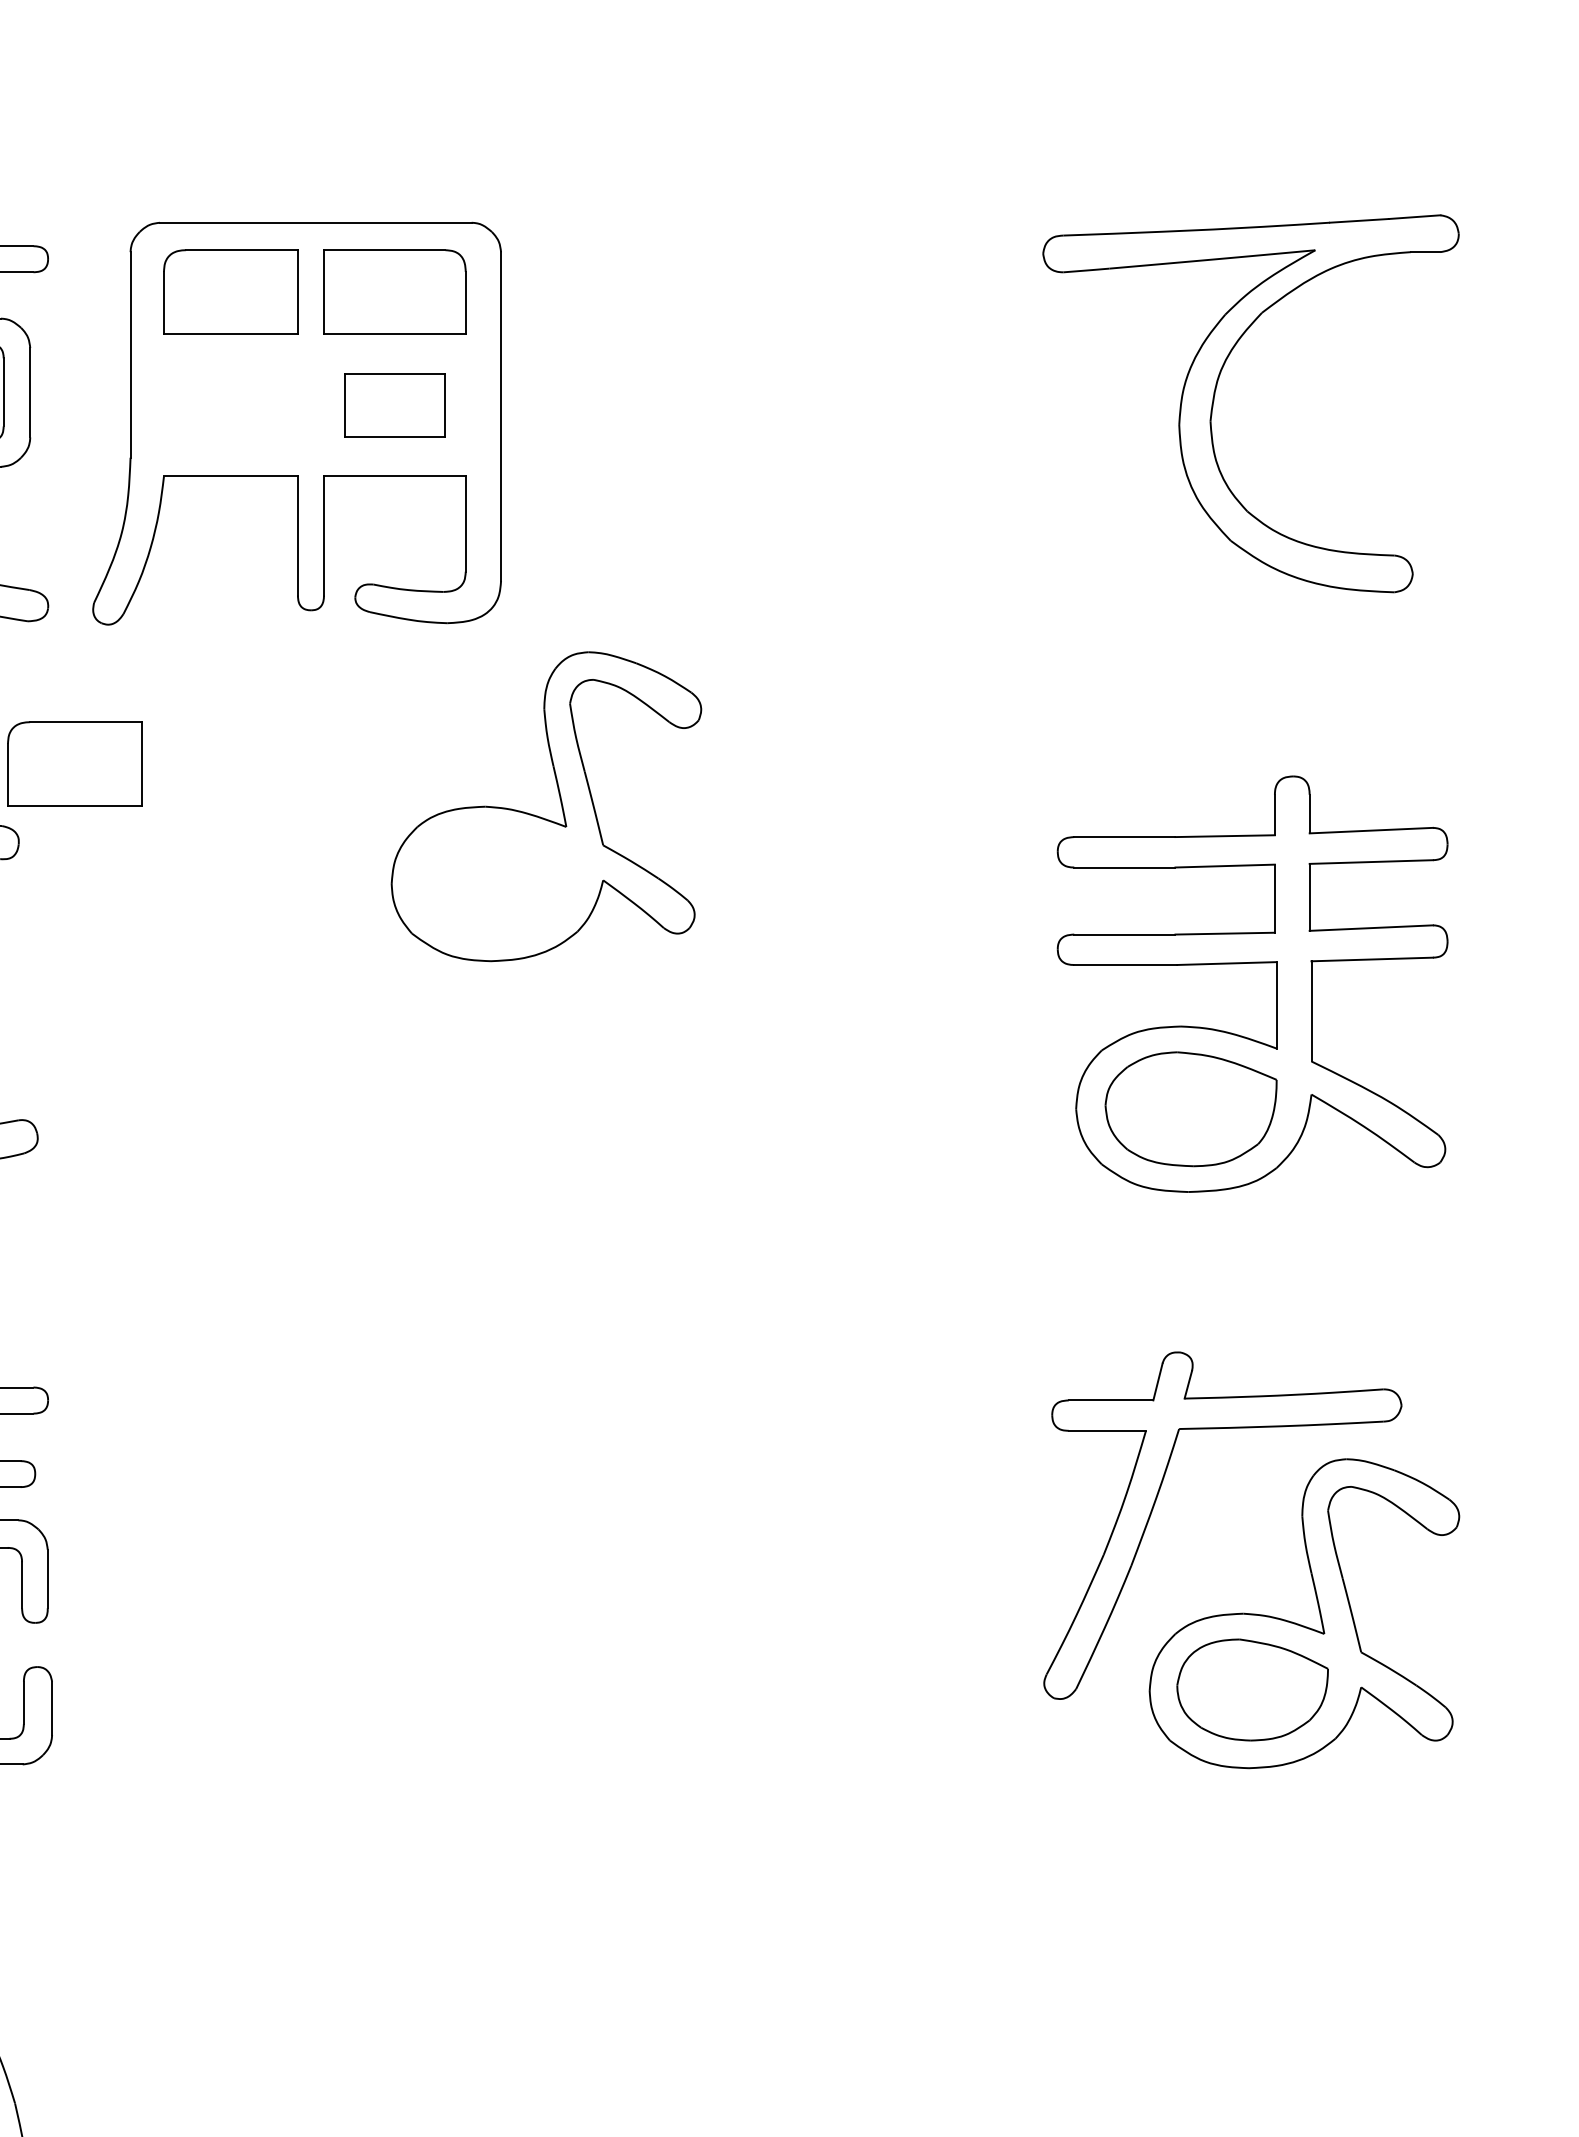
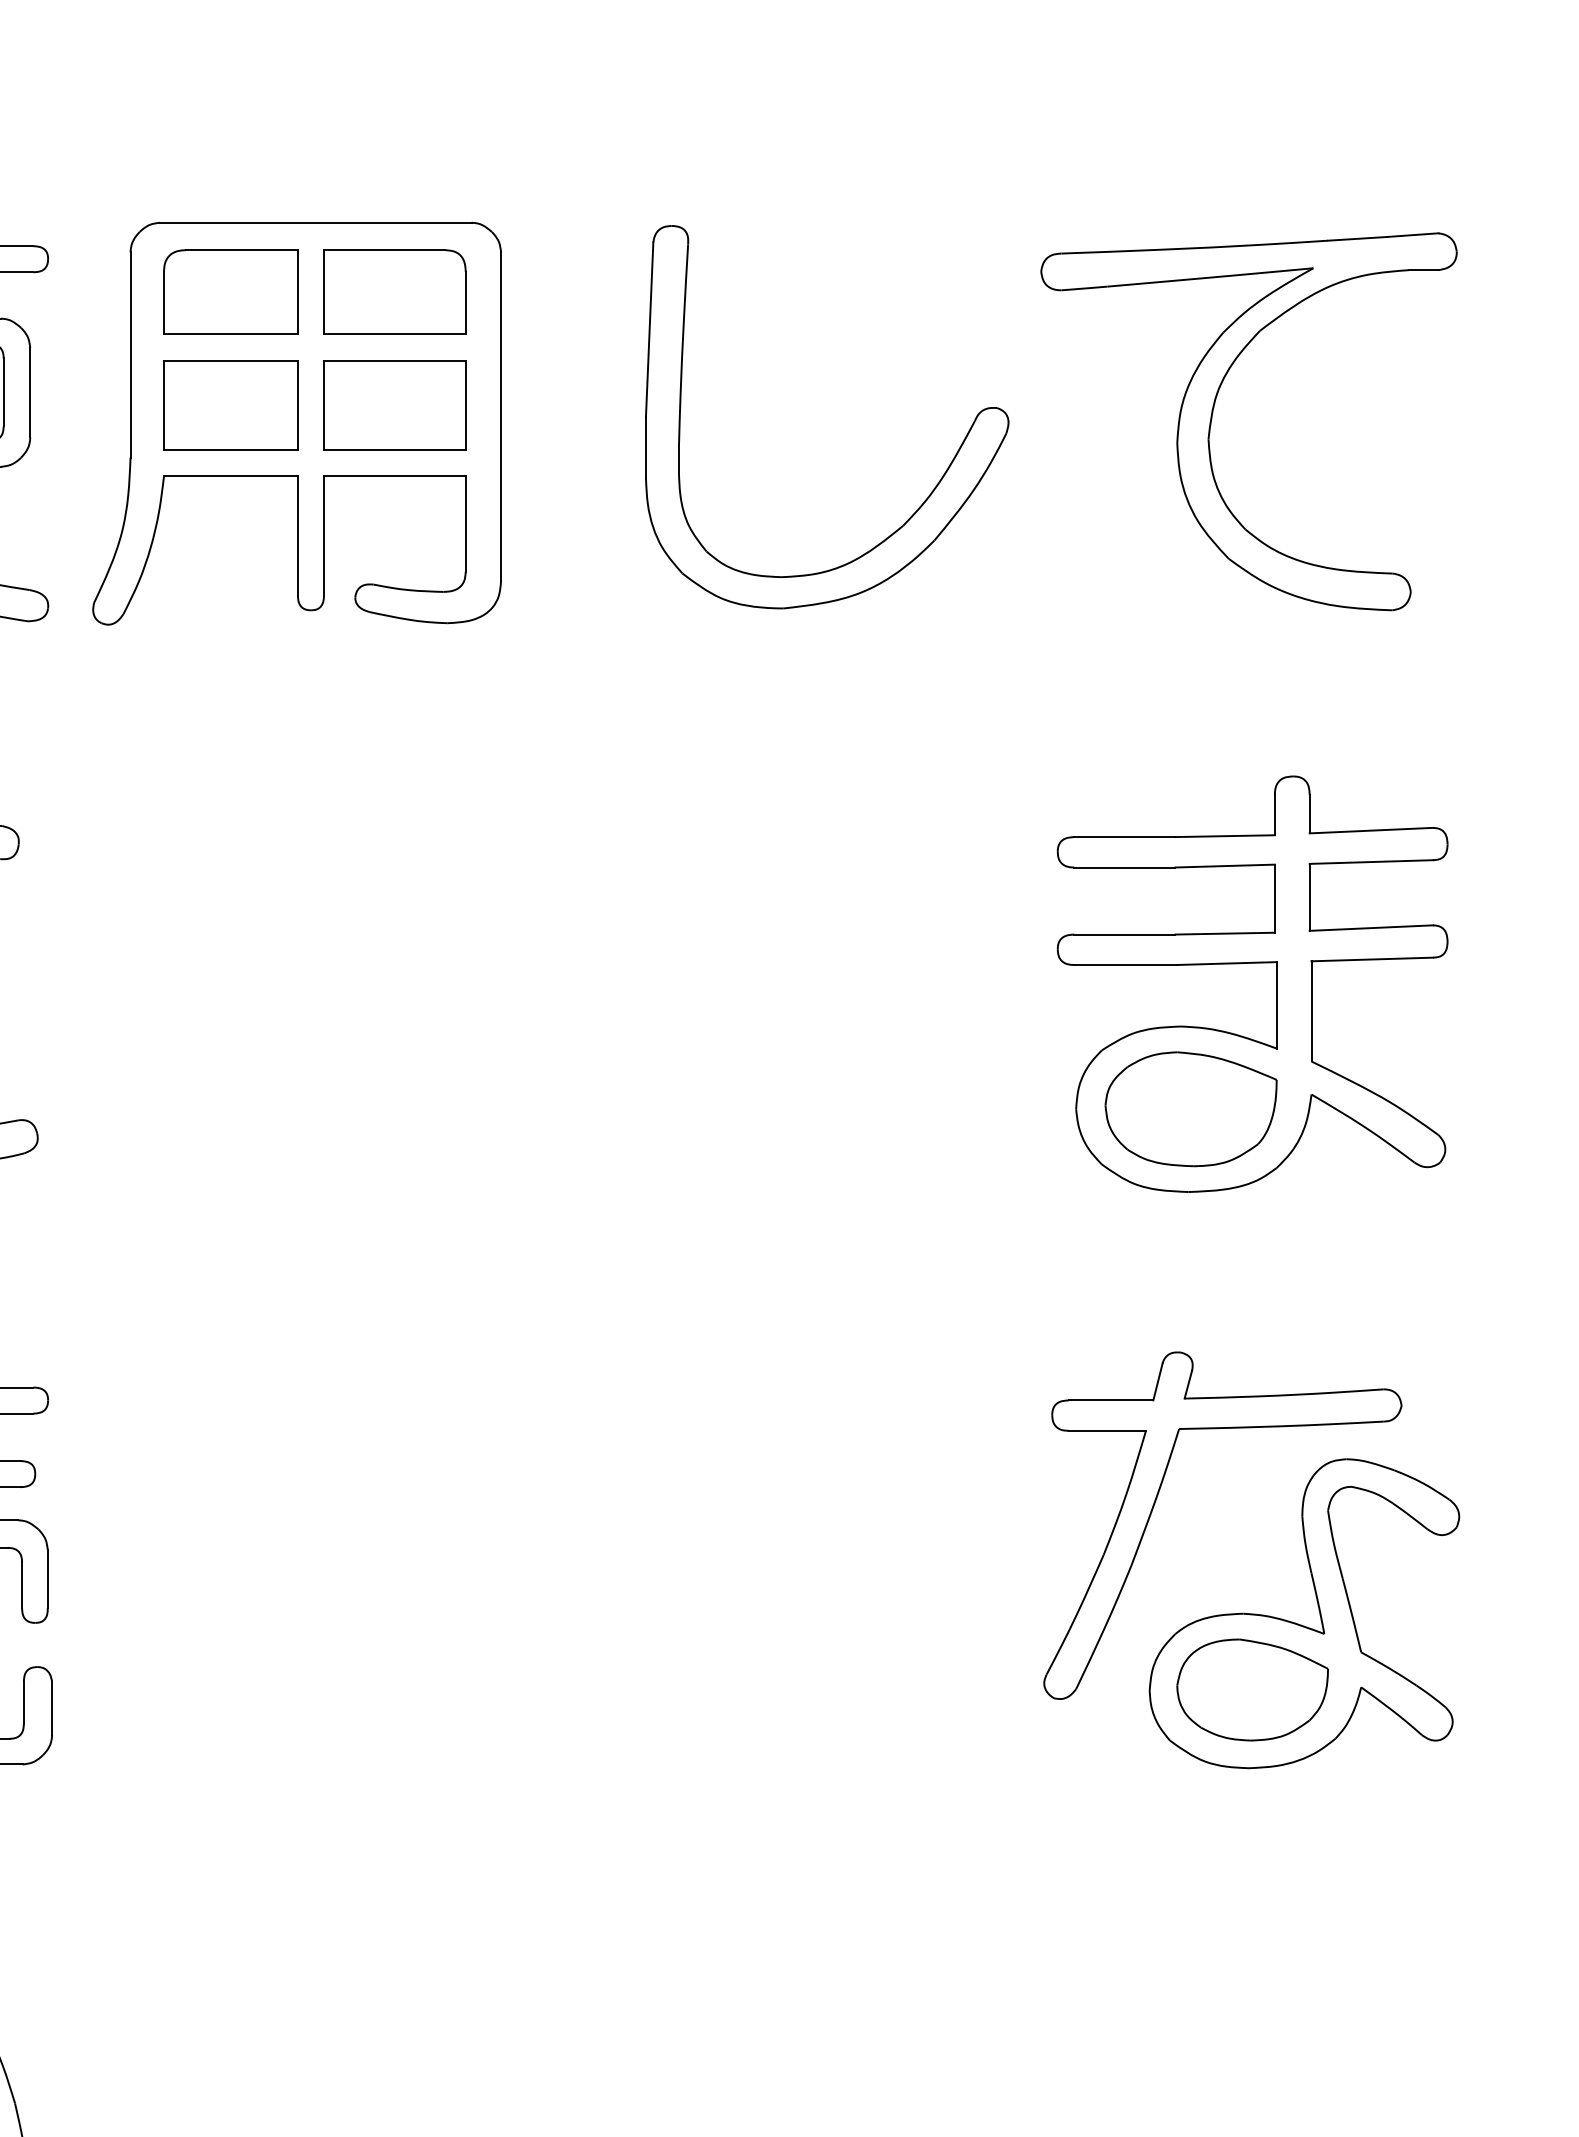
part position: (1215, 395) -> (1213, 413) (1213, 413)
part: none -> present (230, 405)
part size: 102x65 px -> 144x91 px (394, 405)
part: none -> present (933, 488)
part: present -> none (74, 763)
part: present -> none (543, 817)
